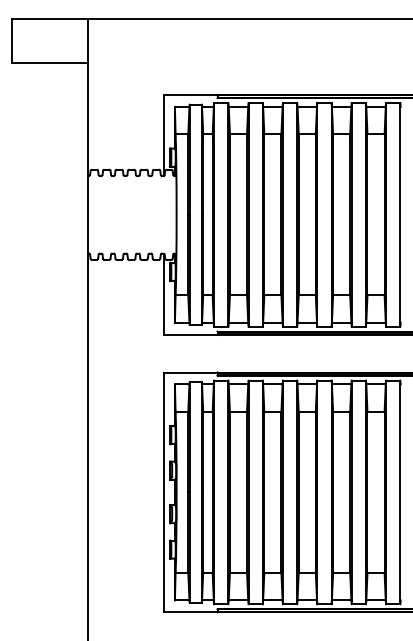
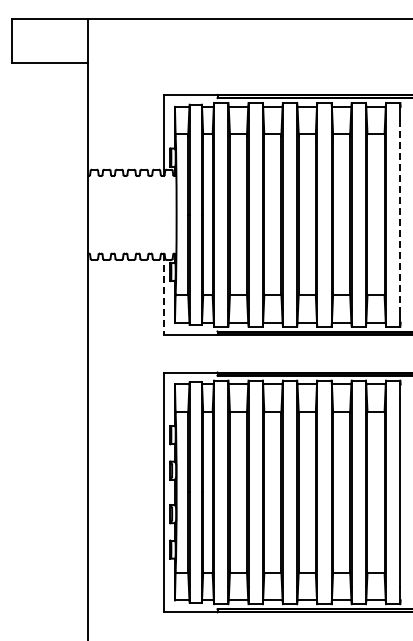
line: solid -> dashed (400, 214)
line: solid -> dashed (163, 294)
